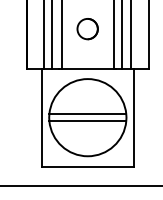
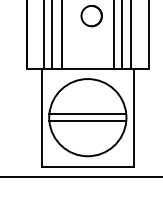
part position: (87, 29) -> (91, 16) (91, 16)
line position: (80, 186) -> (80, 177) (80, 177)
